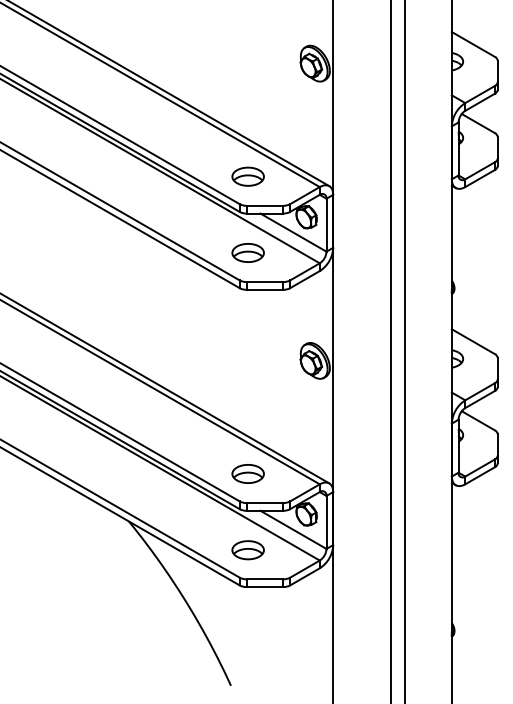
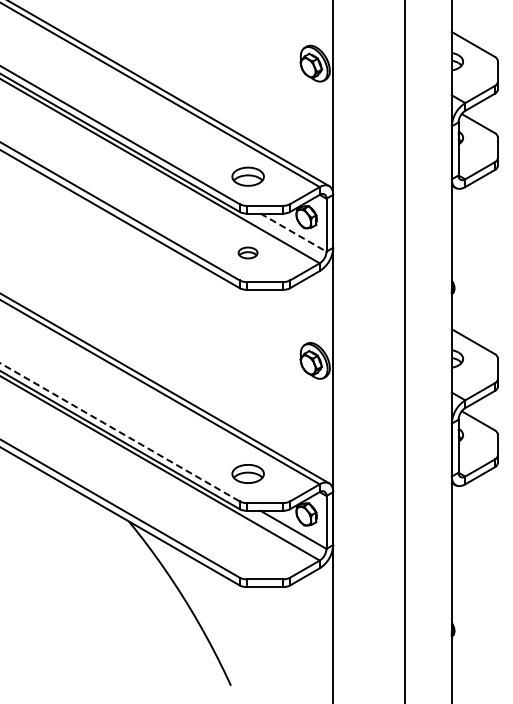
line: solid -> dashed (293, 232)
part size: 34x20 px -> 22x14 px (247, 252)
line: present -> none (391, 351)
line: solid -> dashed (120, 432)
part: present -> none (247, 550)
